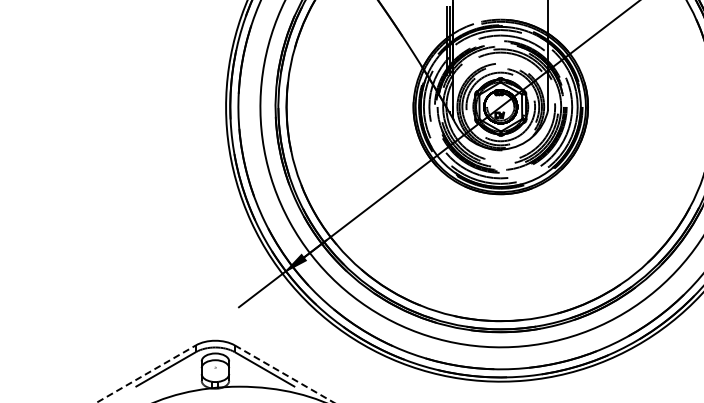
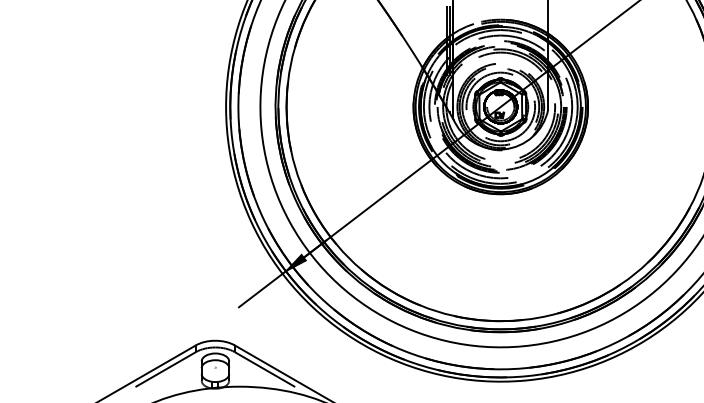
line: dashed -> solid (146, 373)
line: dashed -> solid (285, 374)
